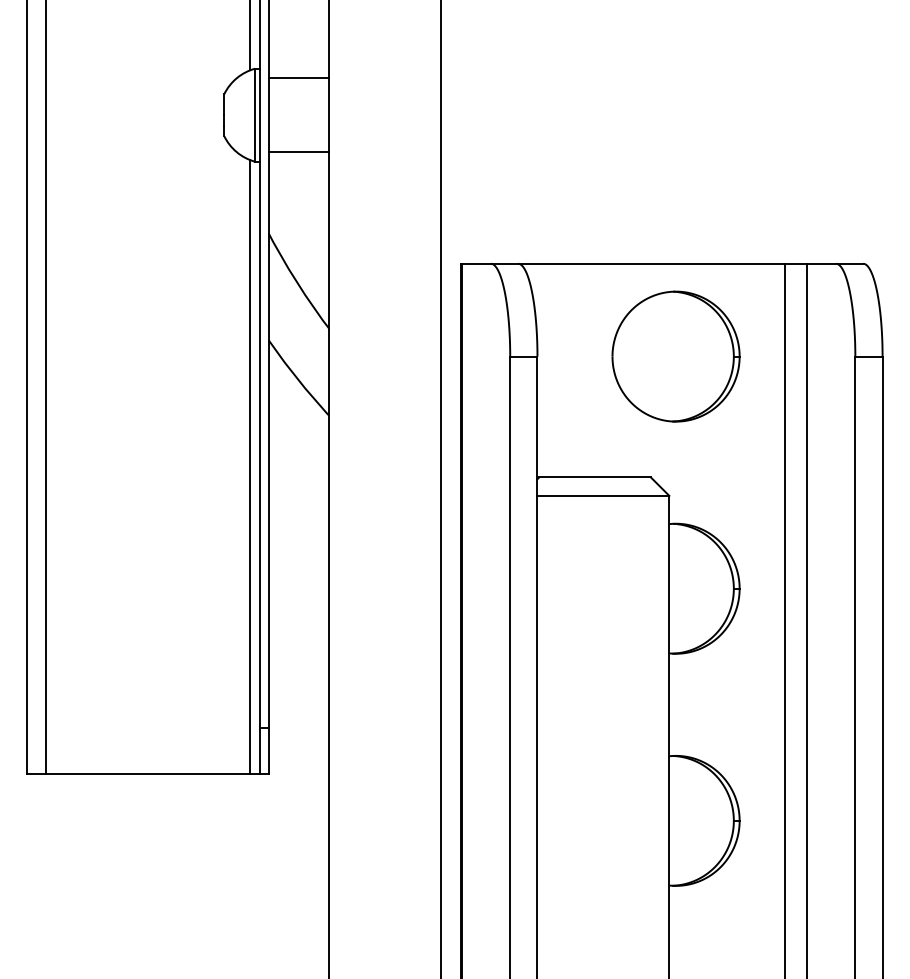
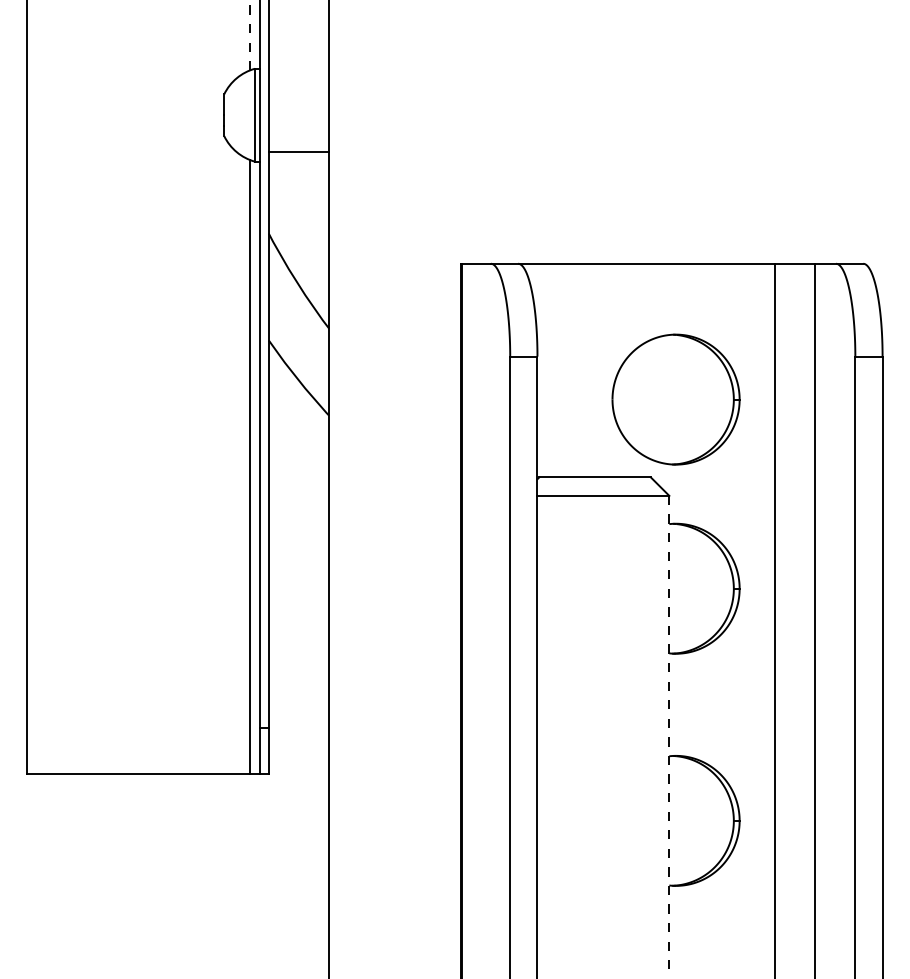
line: solid -> dashed (250, 35)
line: present -> none (298, 78)
part position: (675, 356) -> (675, 399) (675, 399)
line: present -> none (45, 388)
line: present -> none (441, 488)
line position: (785, 619) -> (775, 619) (775, 619)
line position: (807, 619) -> (815, 619) (815, 619)
line: solid -> dashed (669, 737)
